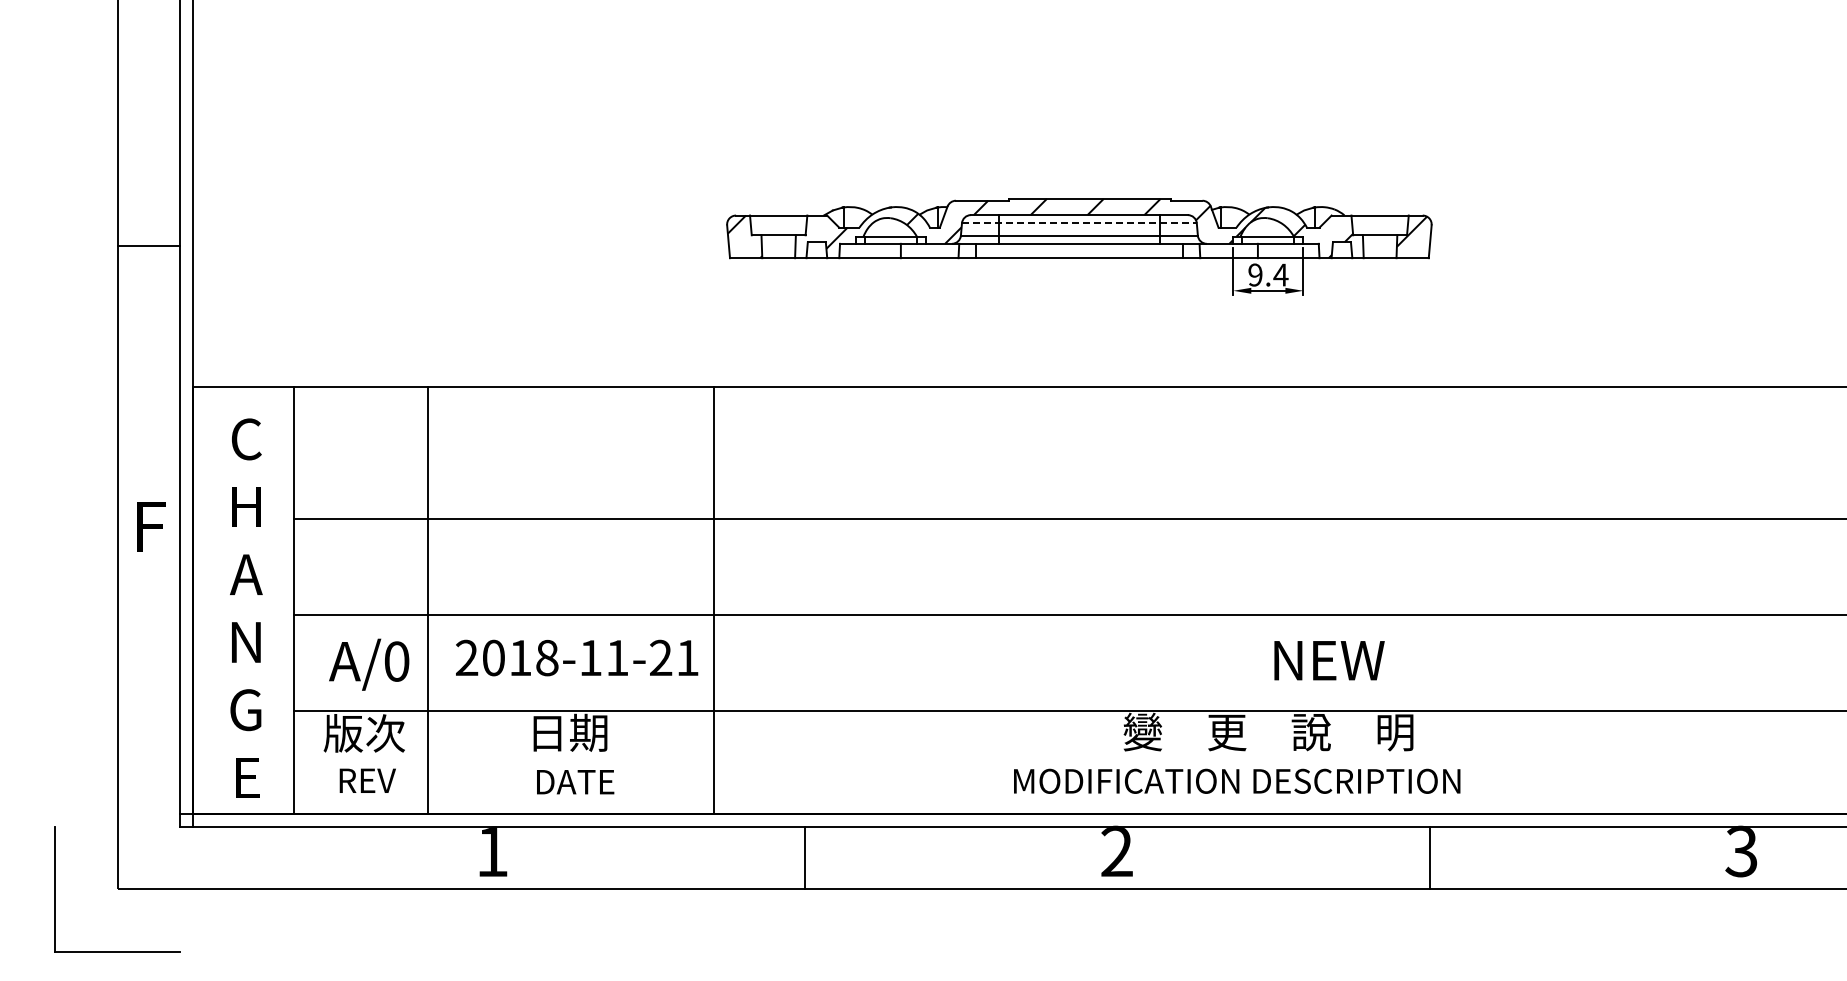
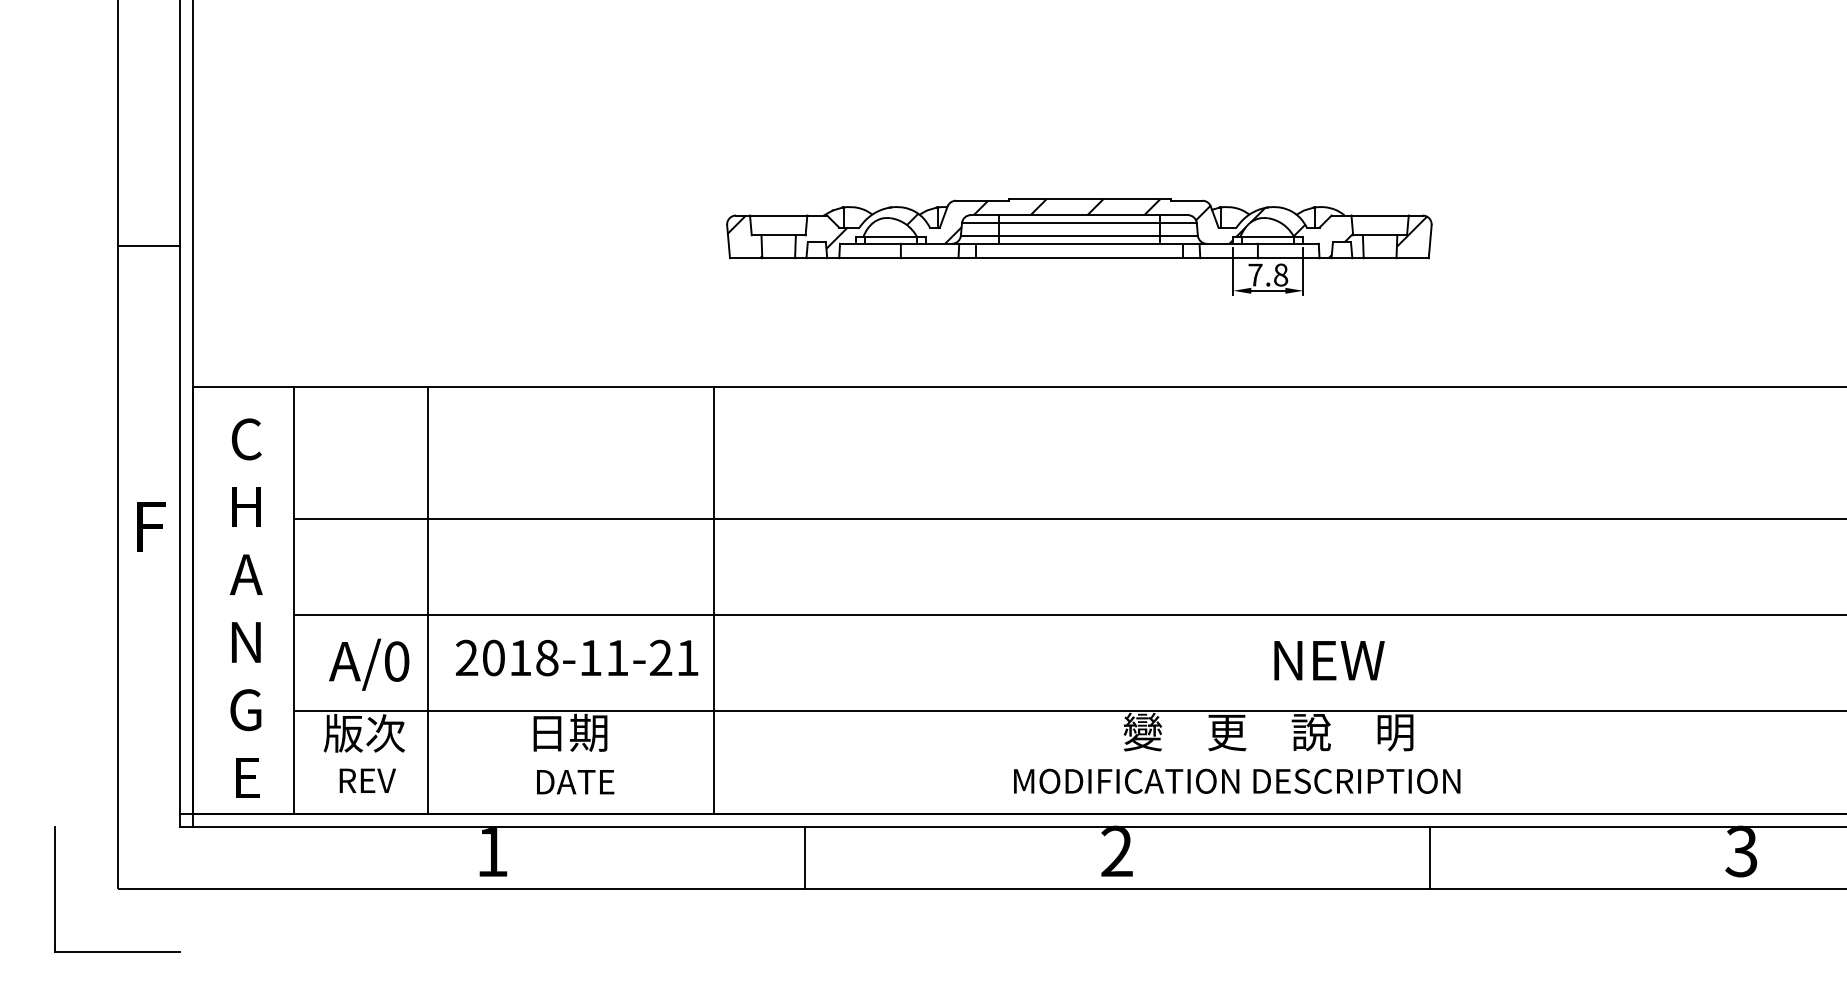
line: dashed -> solid (1079, 223)
text: 9.4 -> 7.8 (1268, 274)
